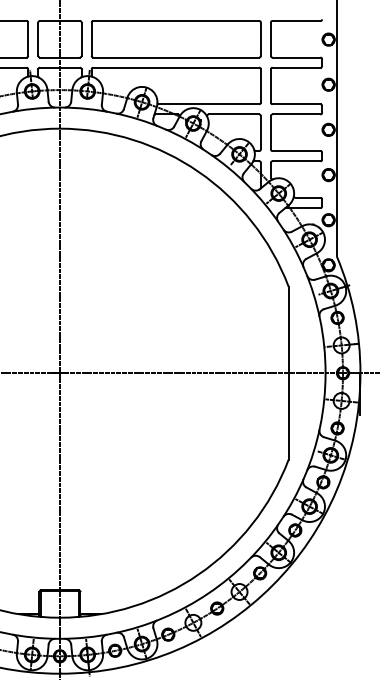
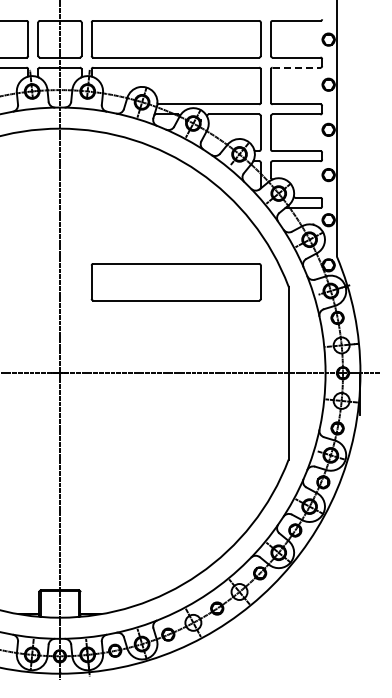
line: solid -> dashed (296, 67)
part: none -> present (175, 282)
